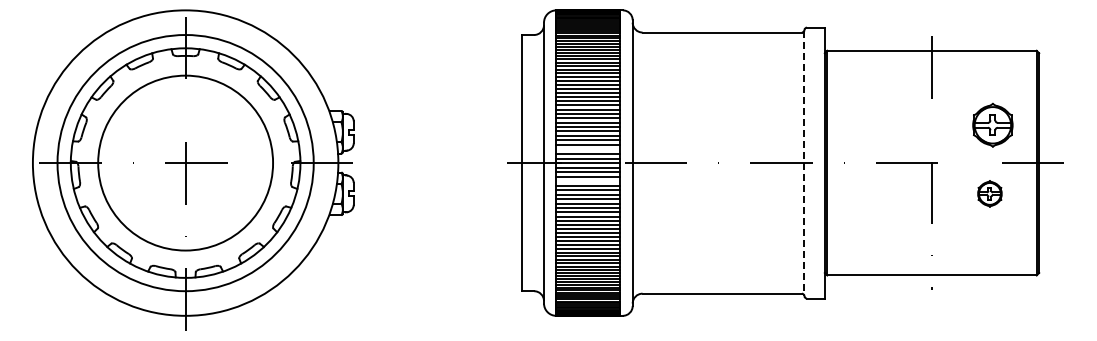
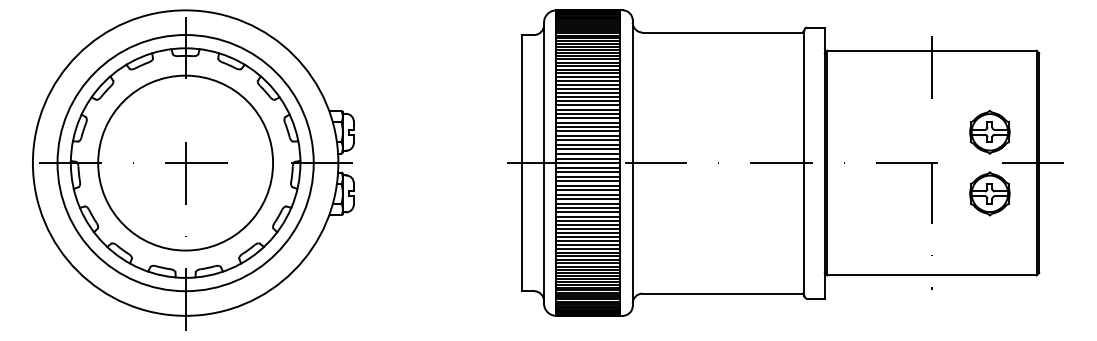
part position: (992, 124) -> (989, 131) (989, 131)
line: none -> present (588, 149)
line: dashed -> solid (804, 163)
line: none -> present (588, 181)
part size: 26x28 px -> 42x46 px (989, 193)
